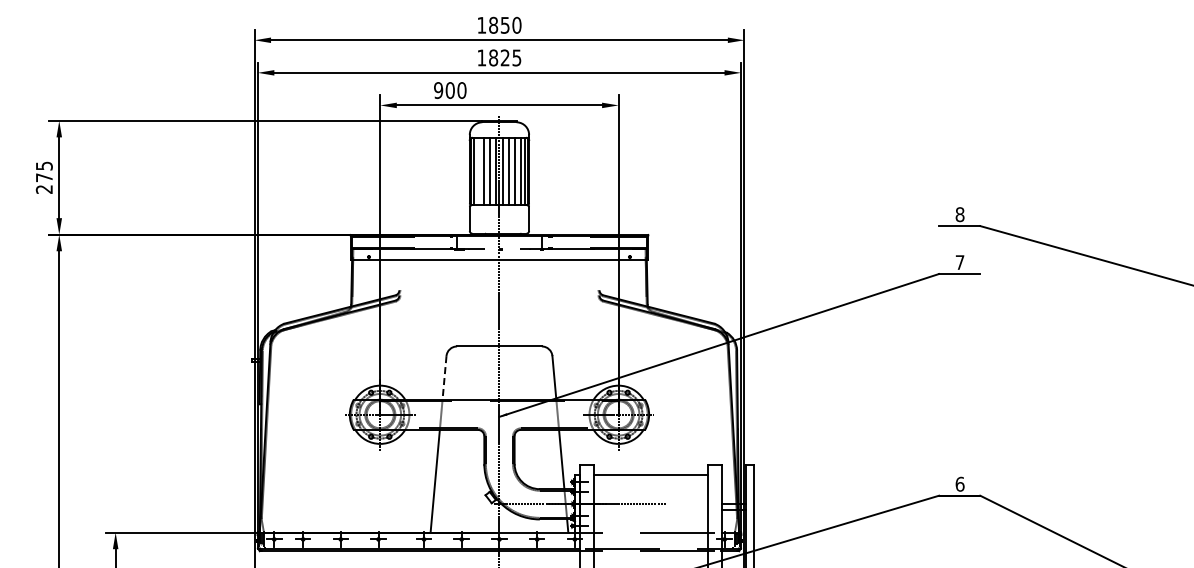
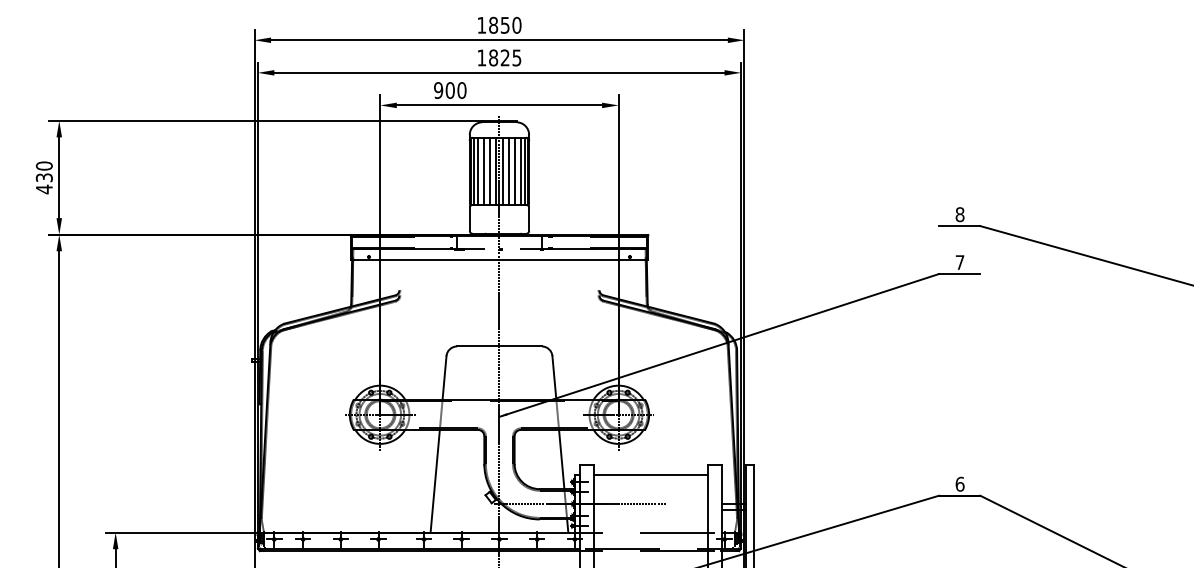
line: none -> present (478, 171)
text: 275 -> 430 (43, 177)
line: dashed -> solid (444, 377)
